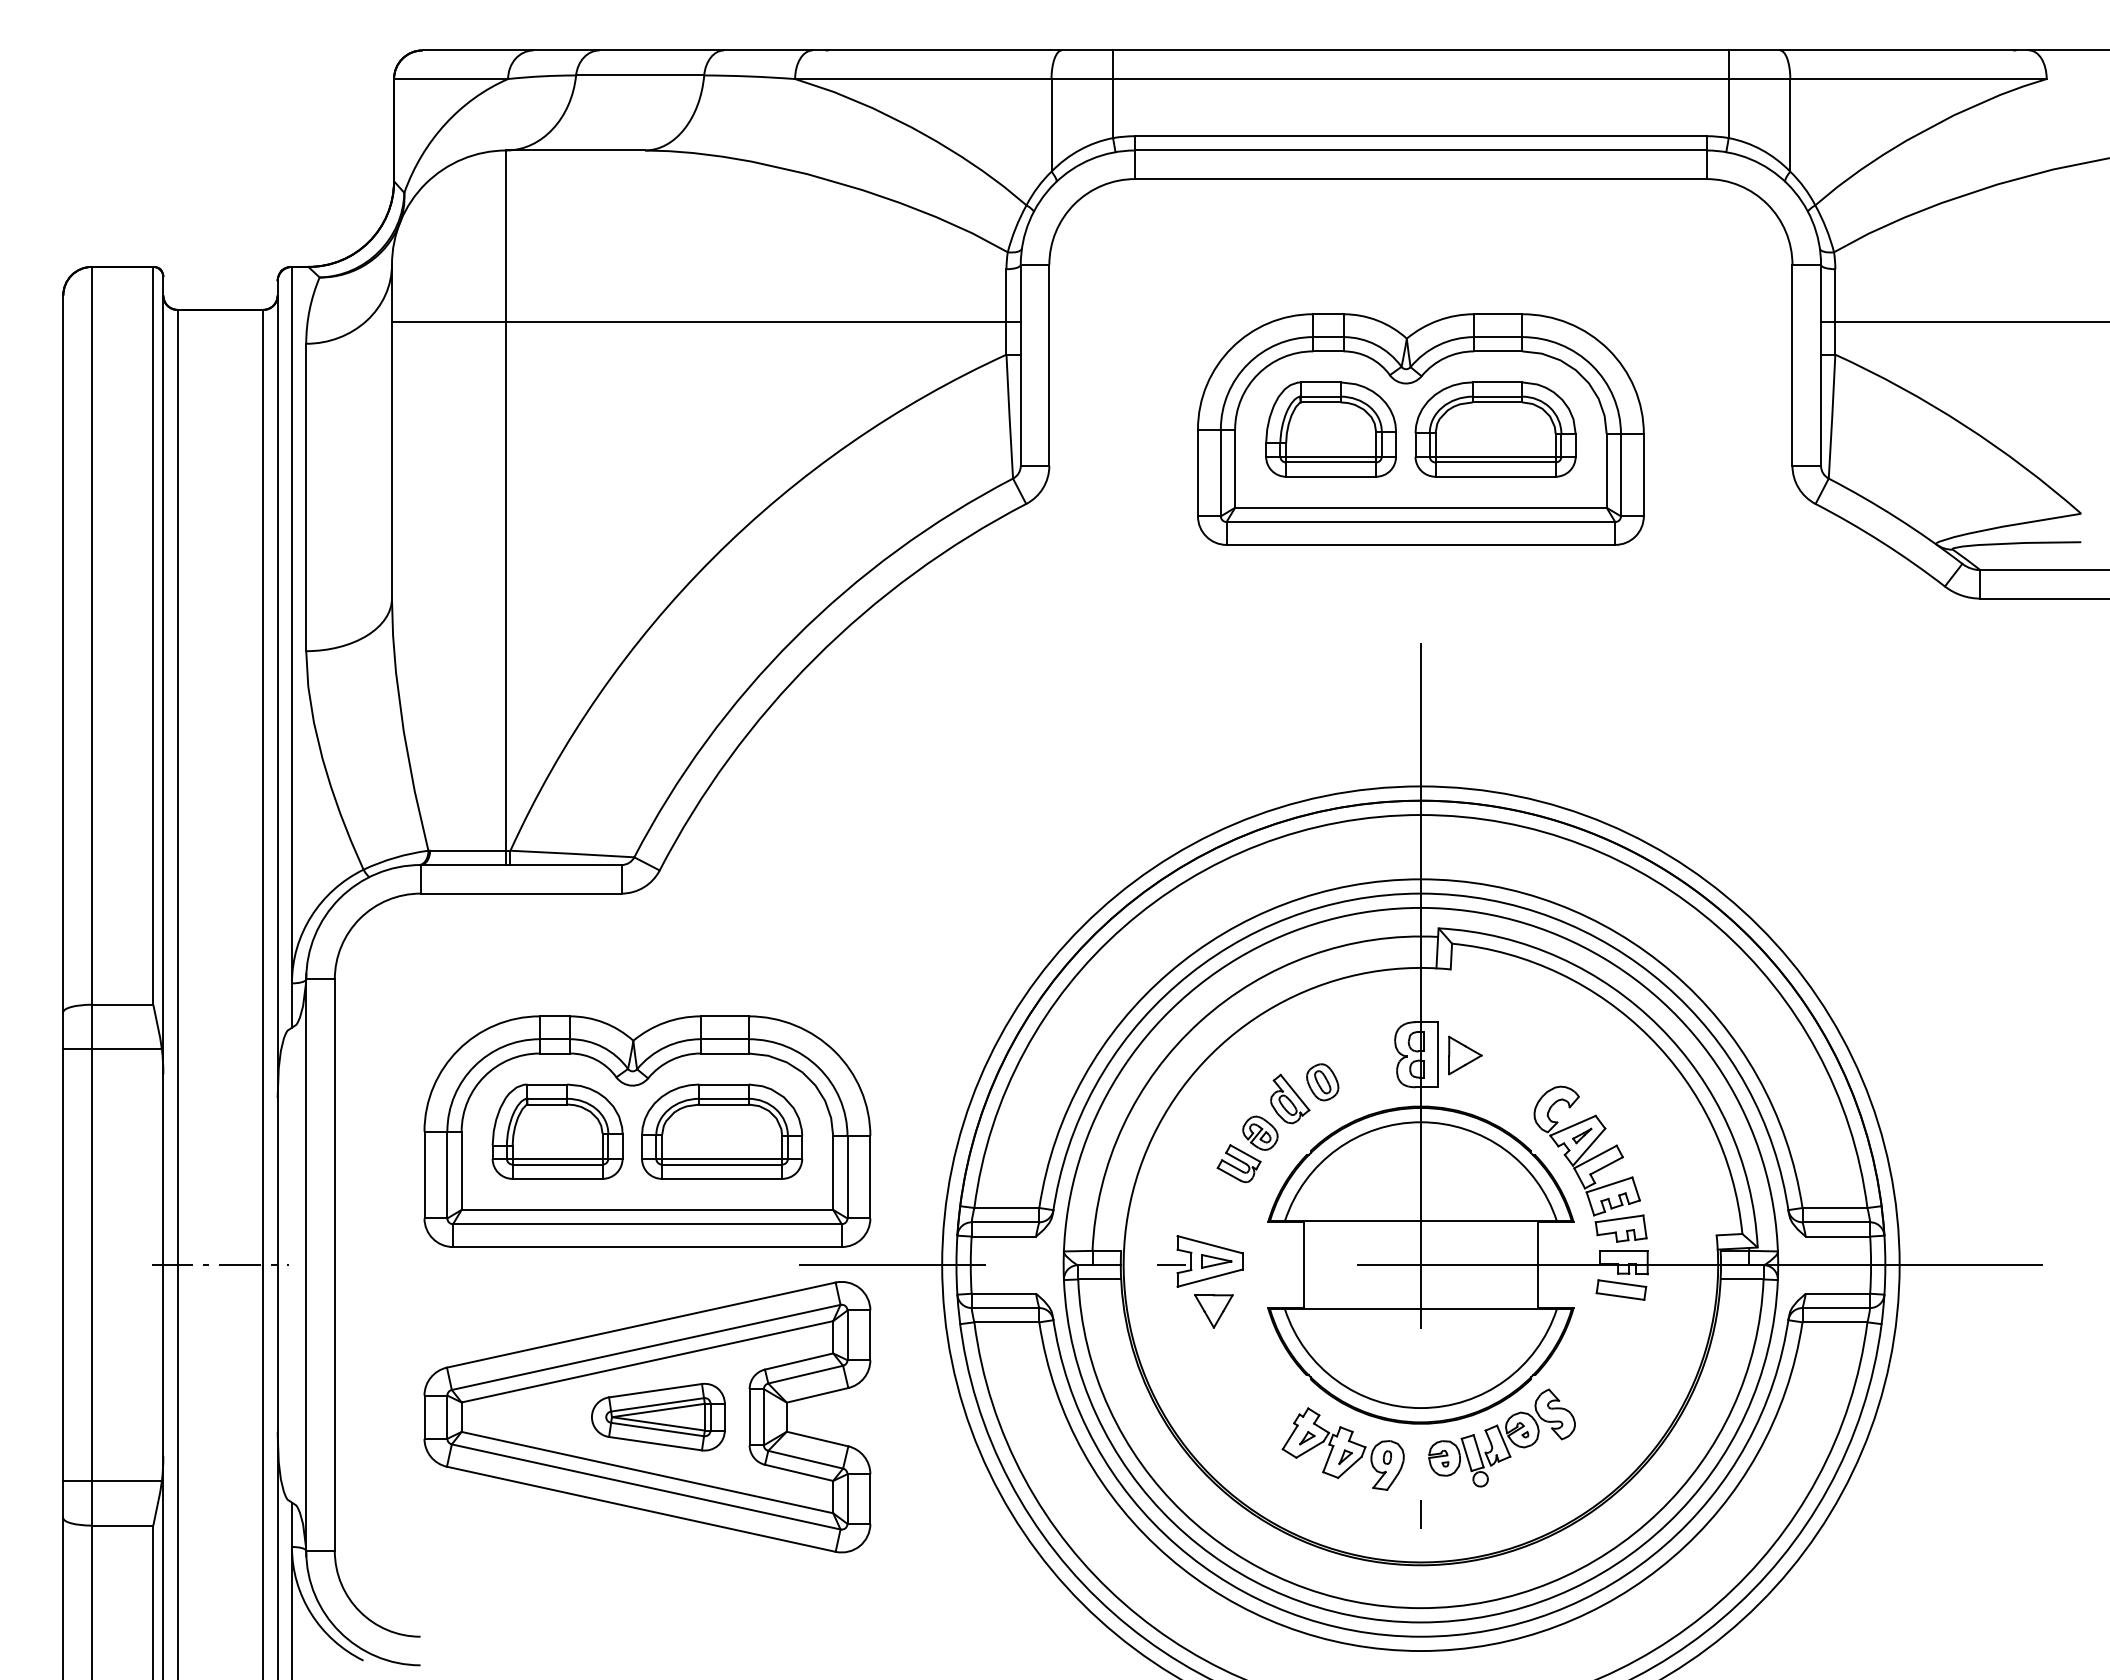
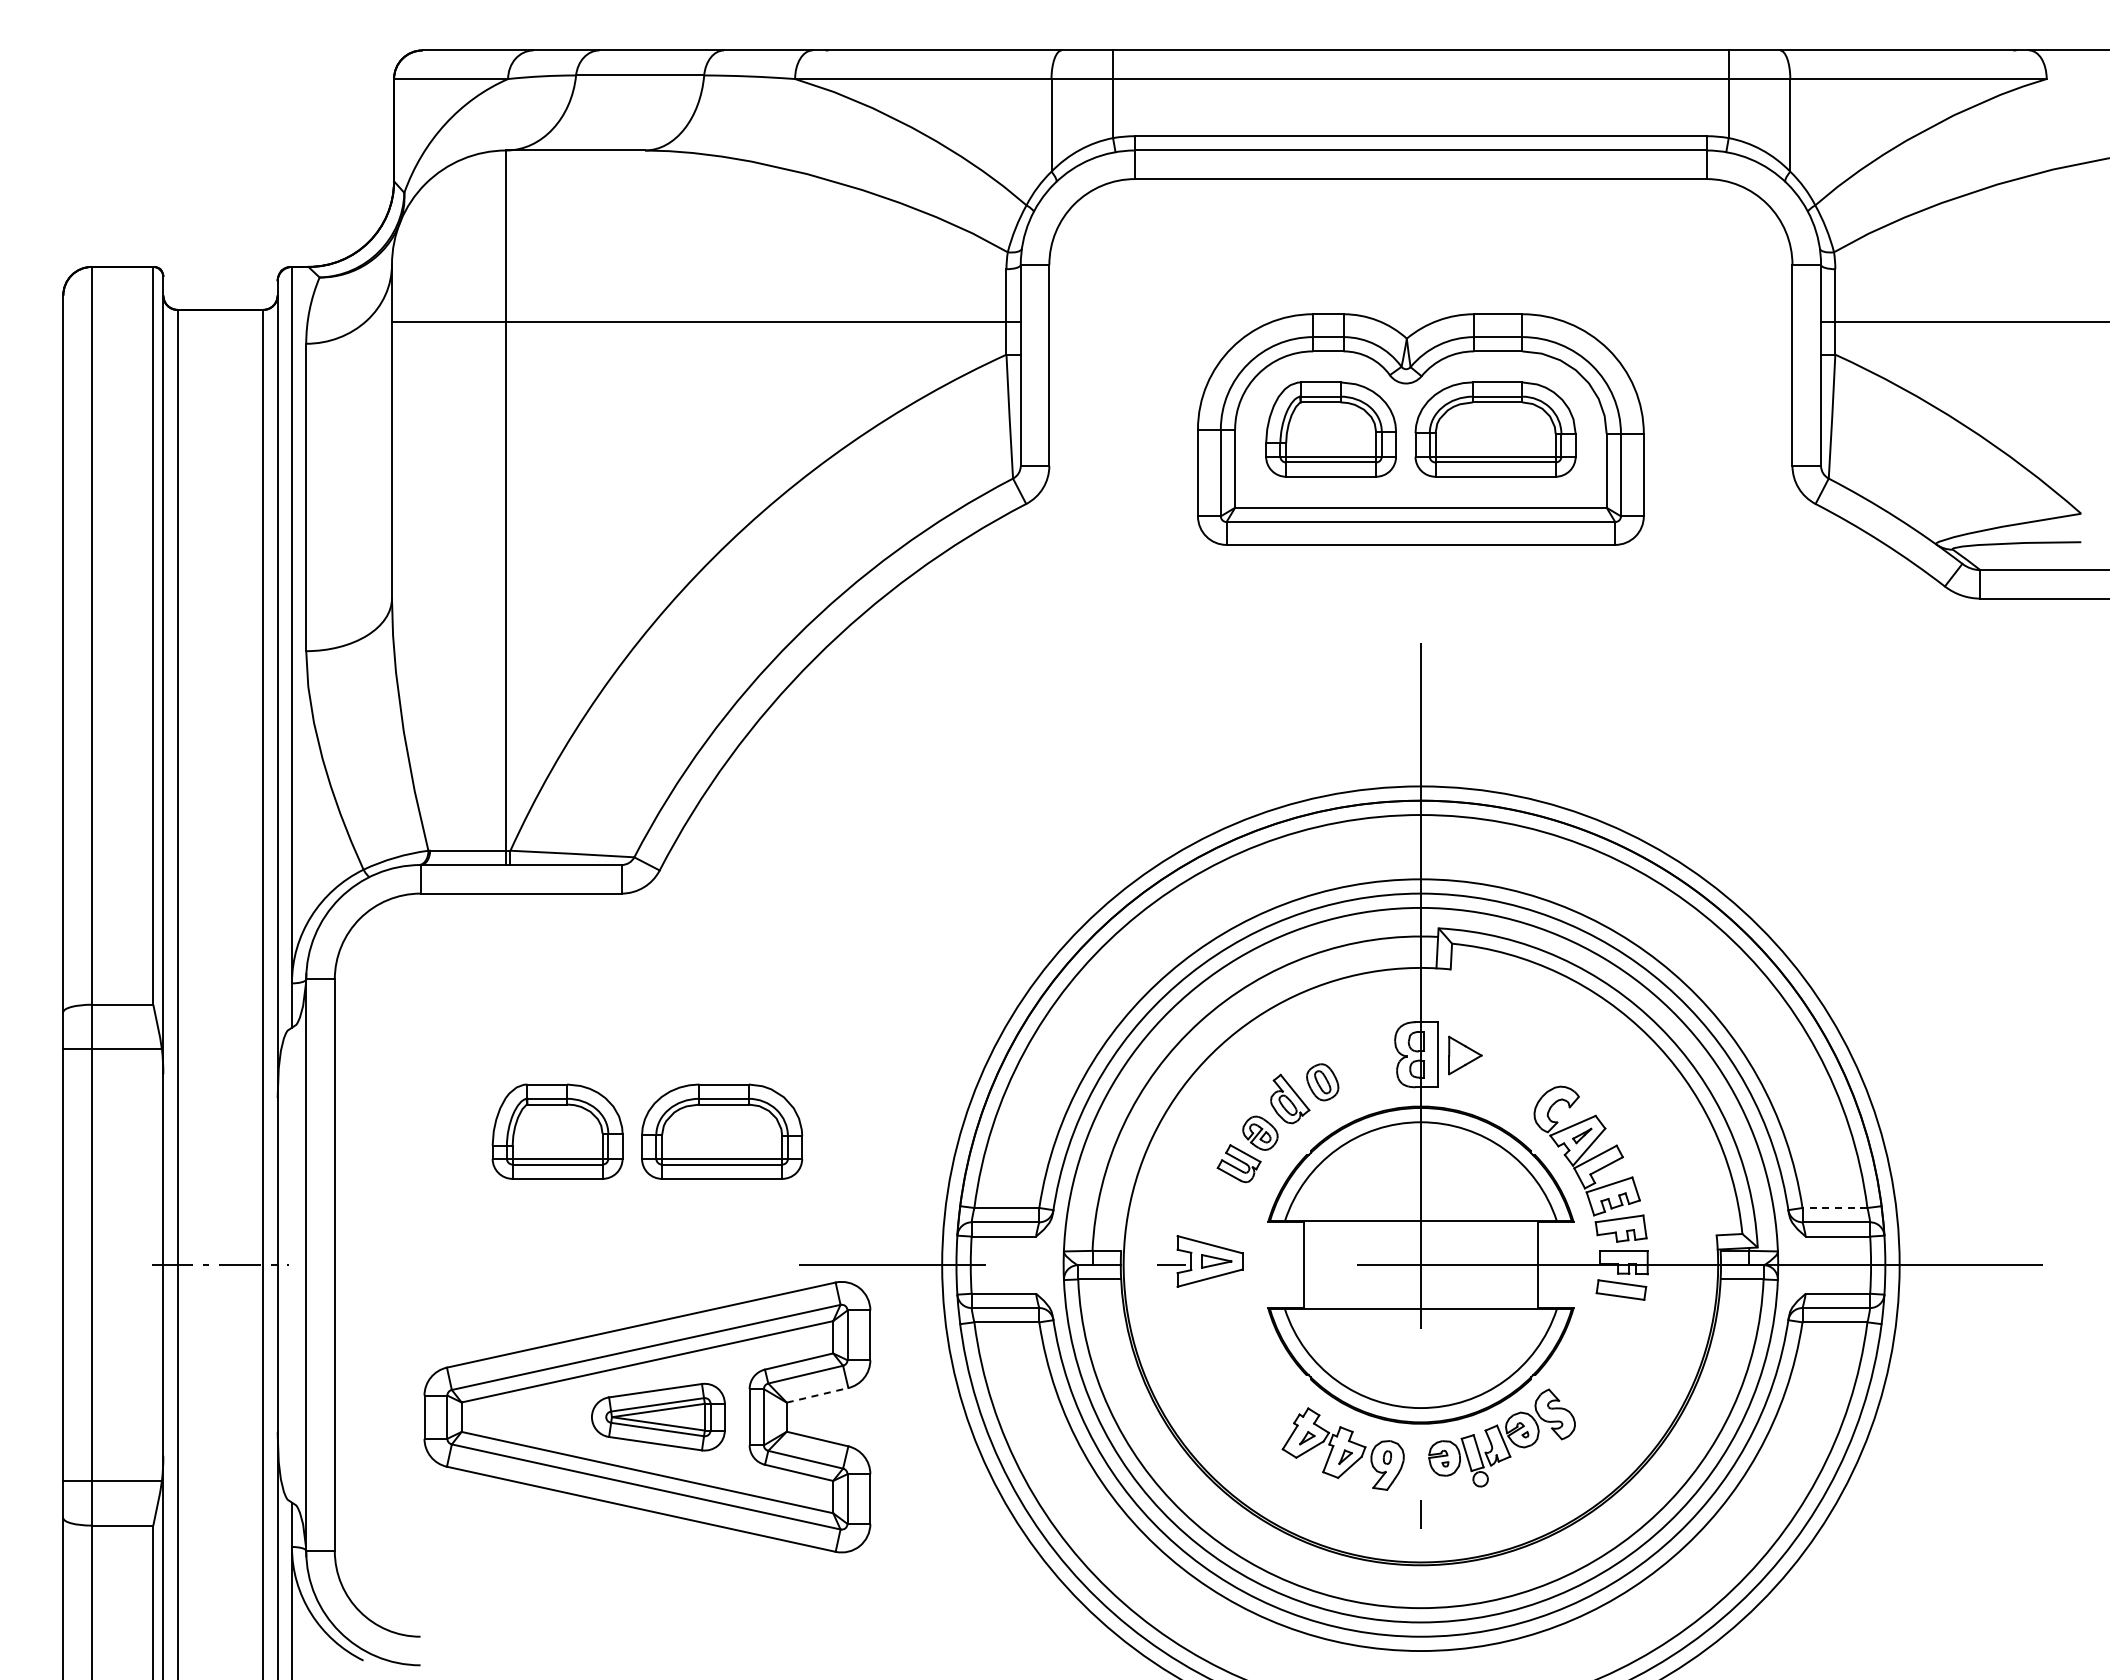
part: present -> none (647, 1131)
line: solid -> dashed (1834, 1208)
part: present -> none (1213, 1311)
line: solid -> dashed (817, 1395)
